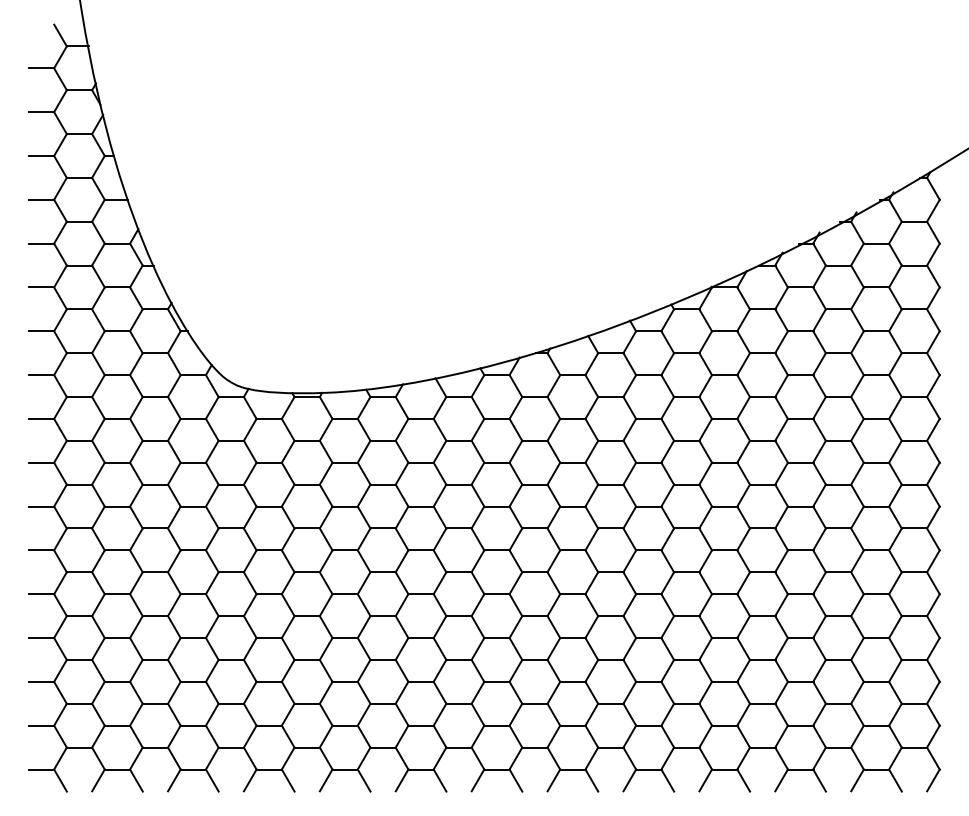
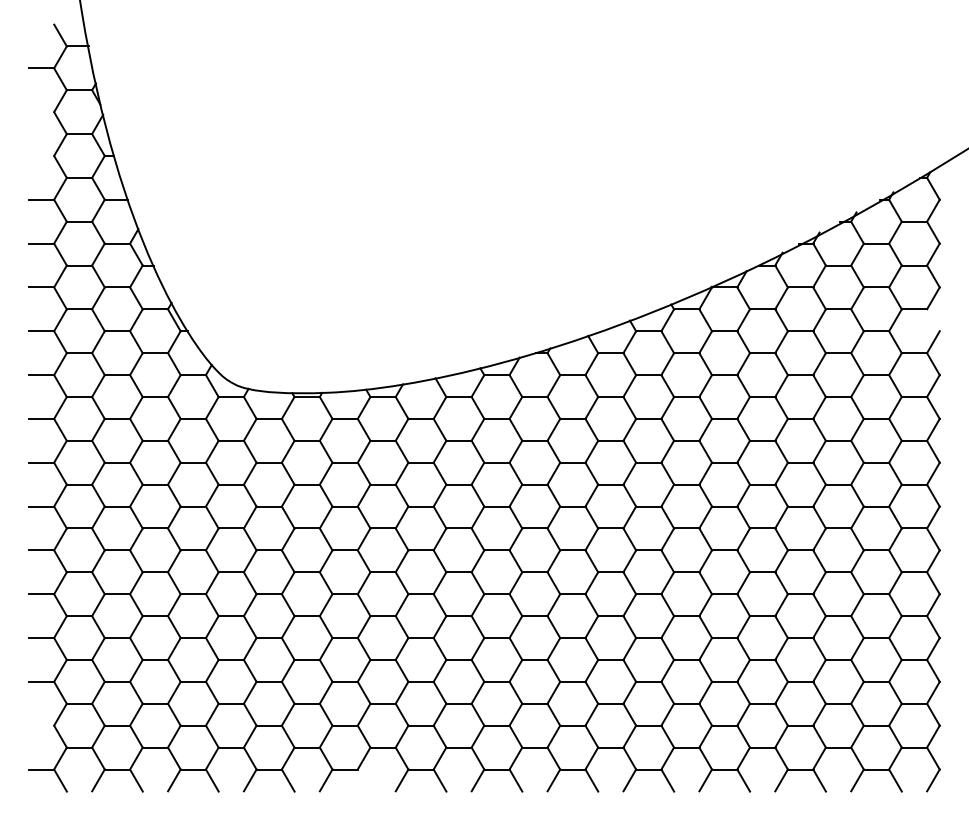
line: present -> none (41, 112)
line: present -> none (41, 155)
line: present -> none (933, 320)
line: present -> none (41, 725)
line: present -> none (363, 780)
